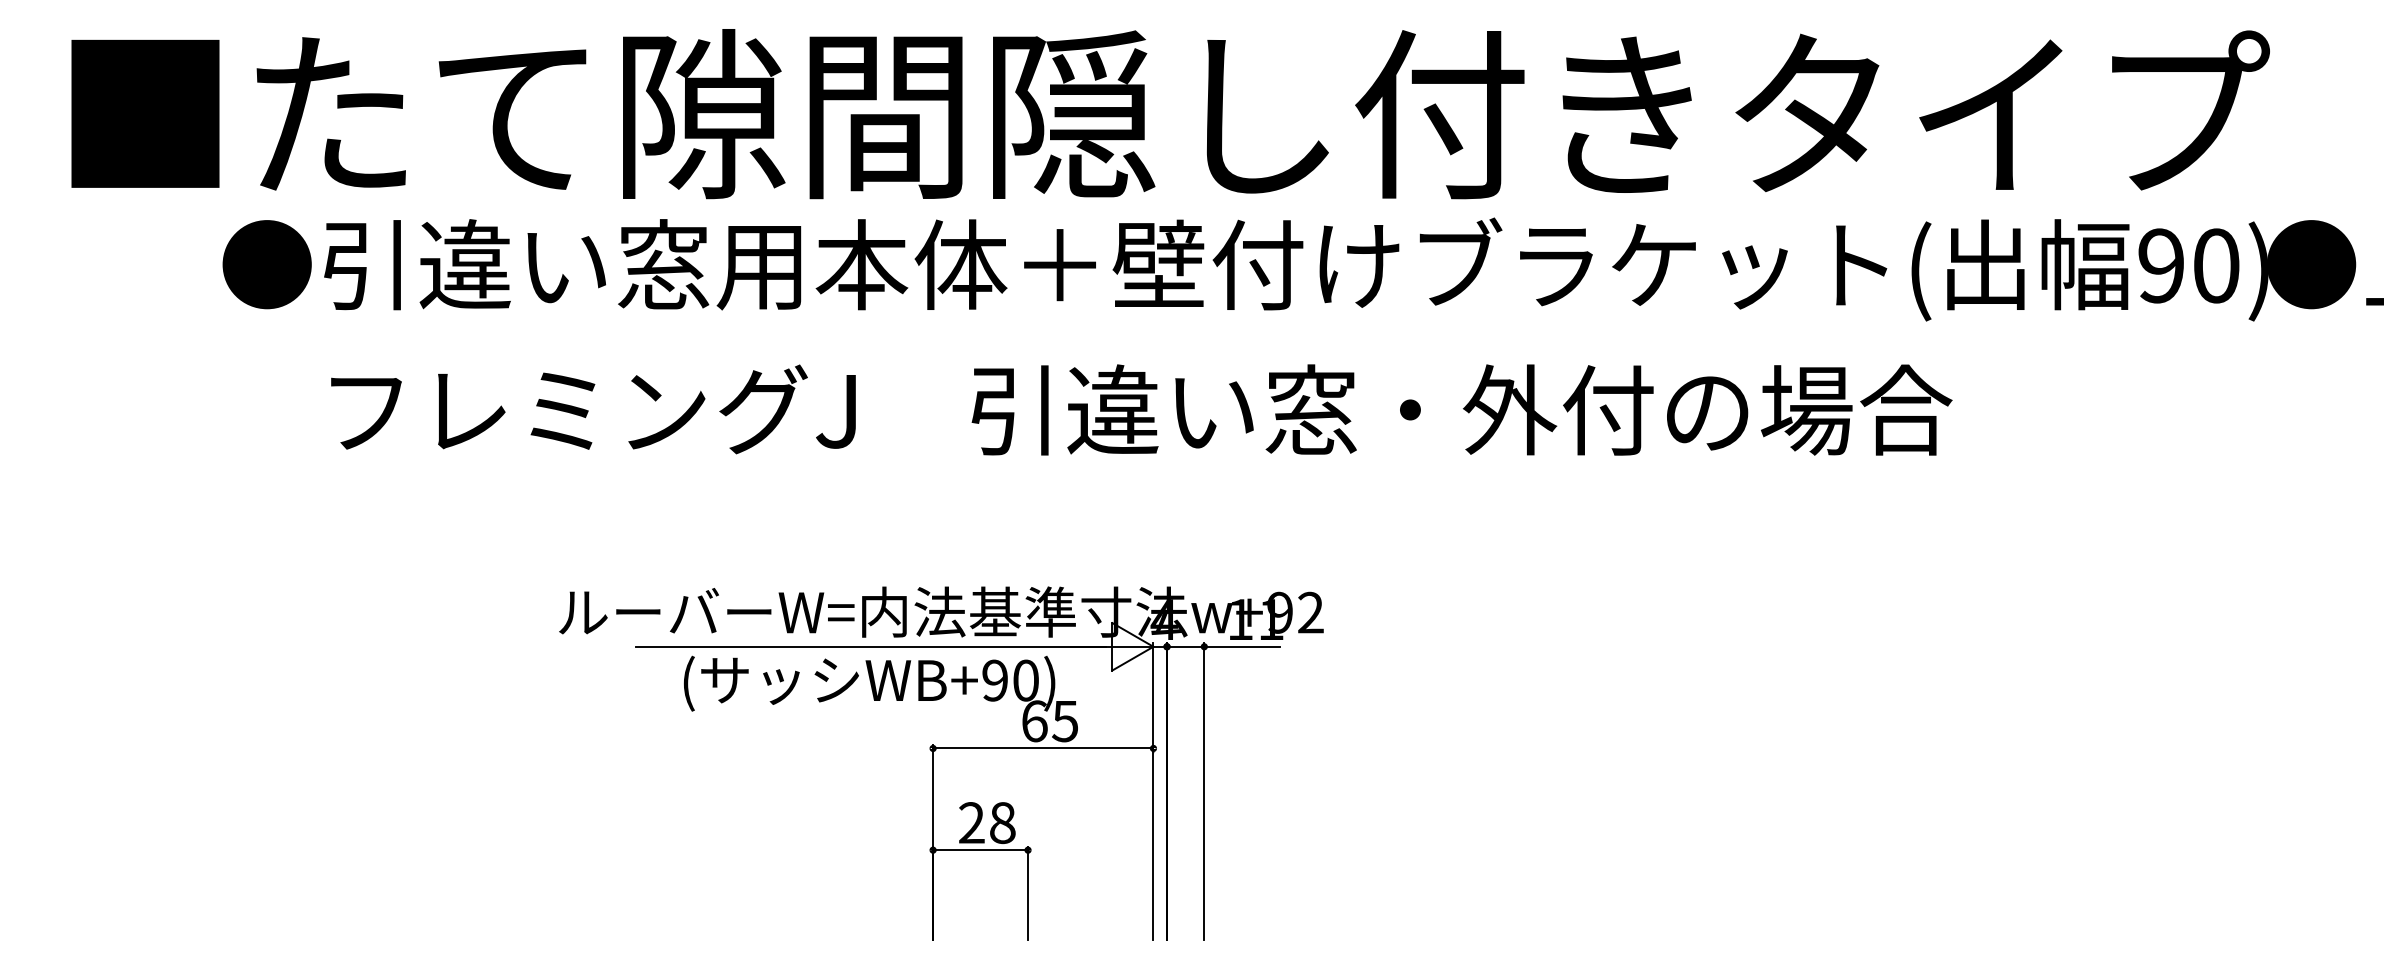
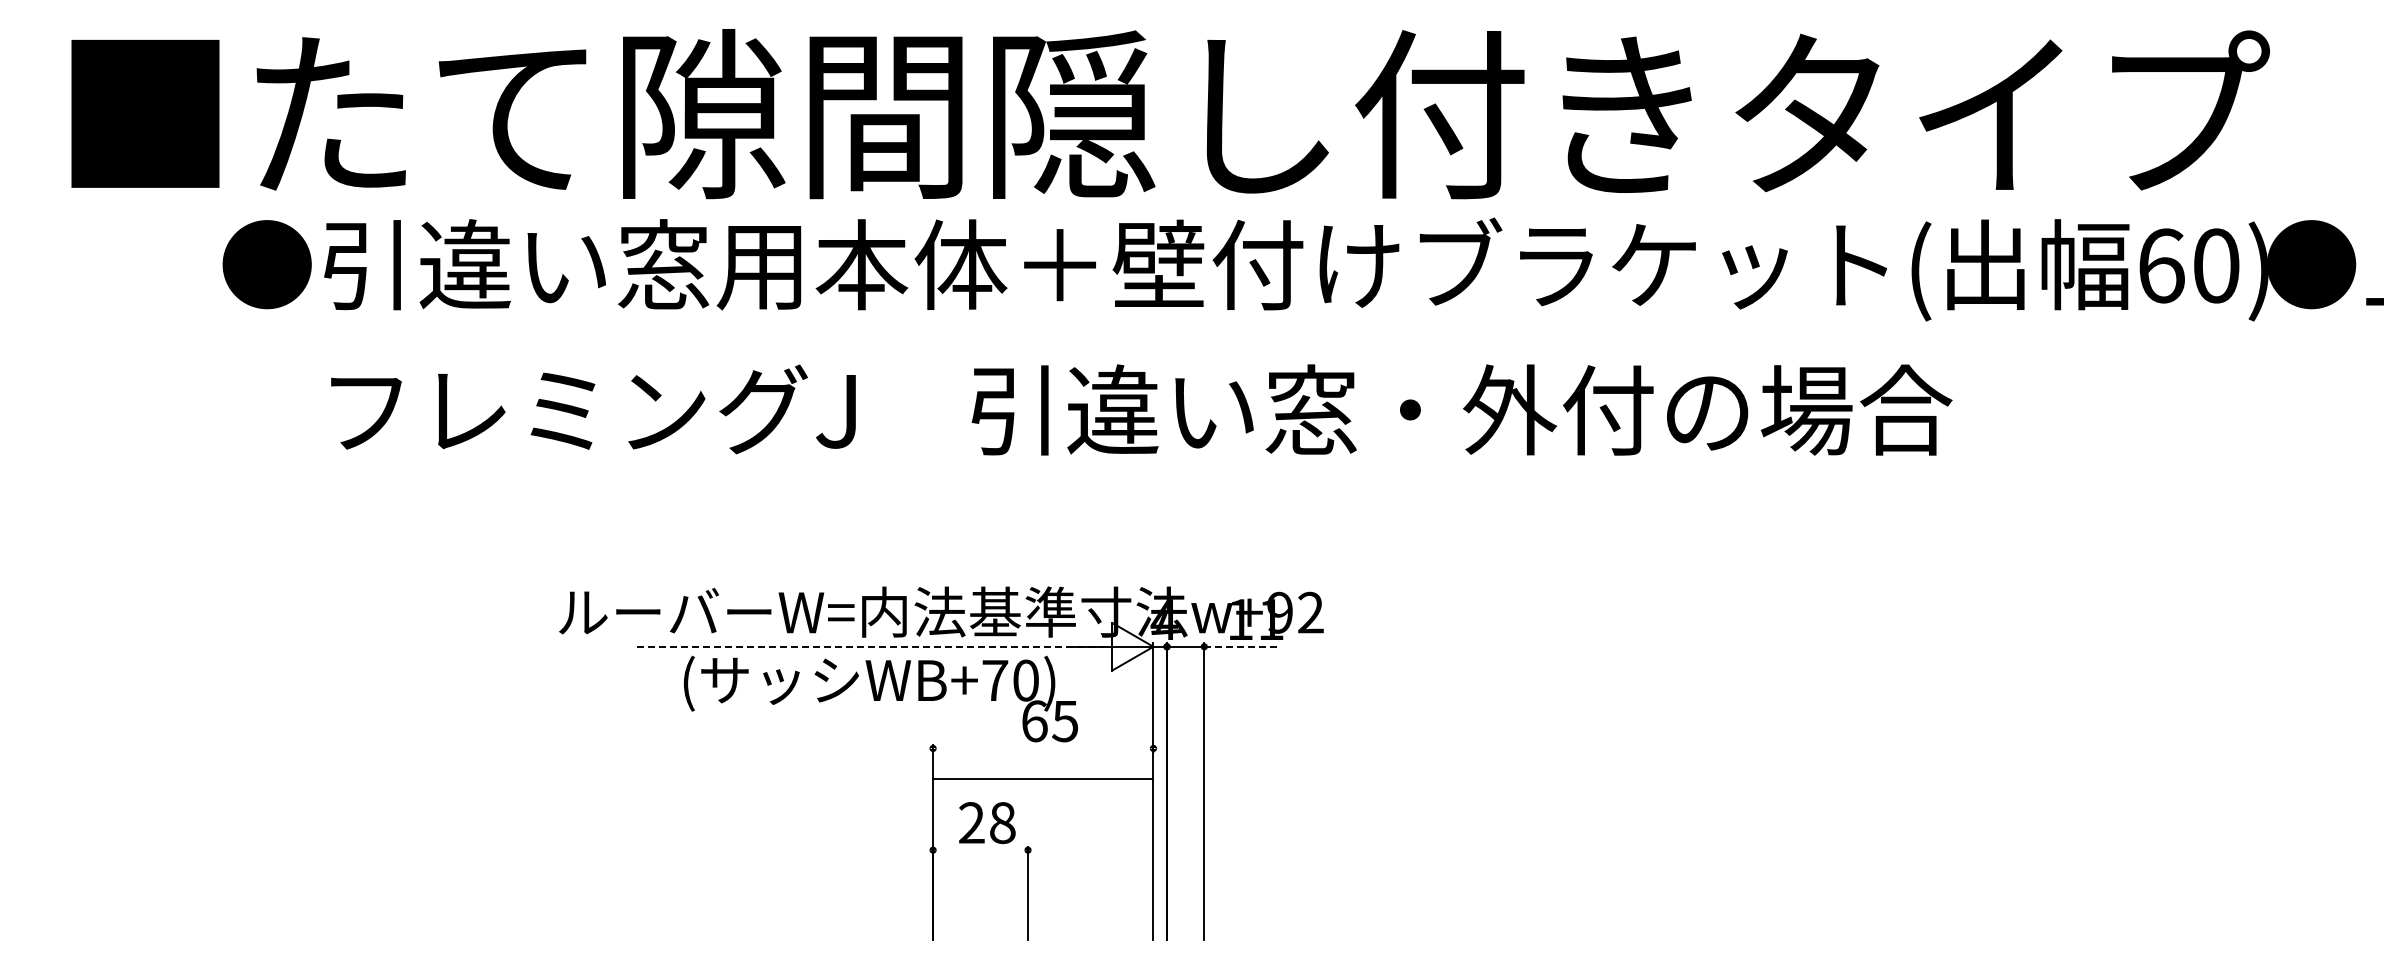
text: 90) -> 60) (2161, 265)
line: solid -> dashed (871, 646)
line: solid -> dashed (1242, 646)
text: WB+90) -> WB+70) (995, 680)
line position: (1043, 748) -> (1043, 779) (1043, 779)
line: present -> none (980, 850)
